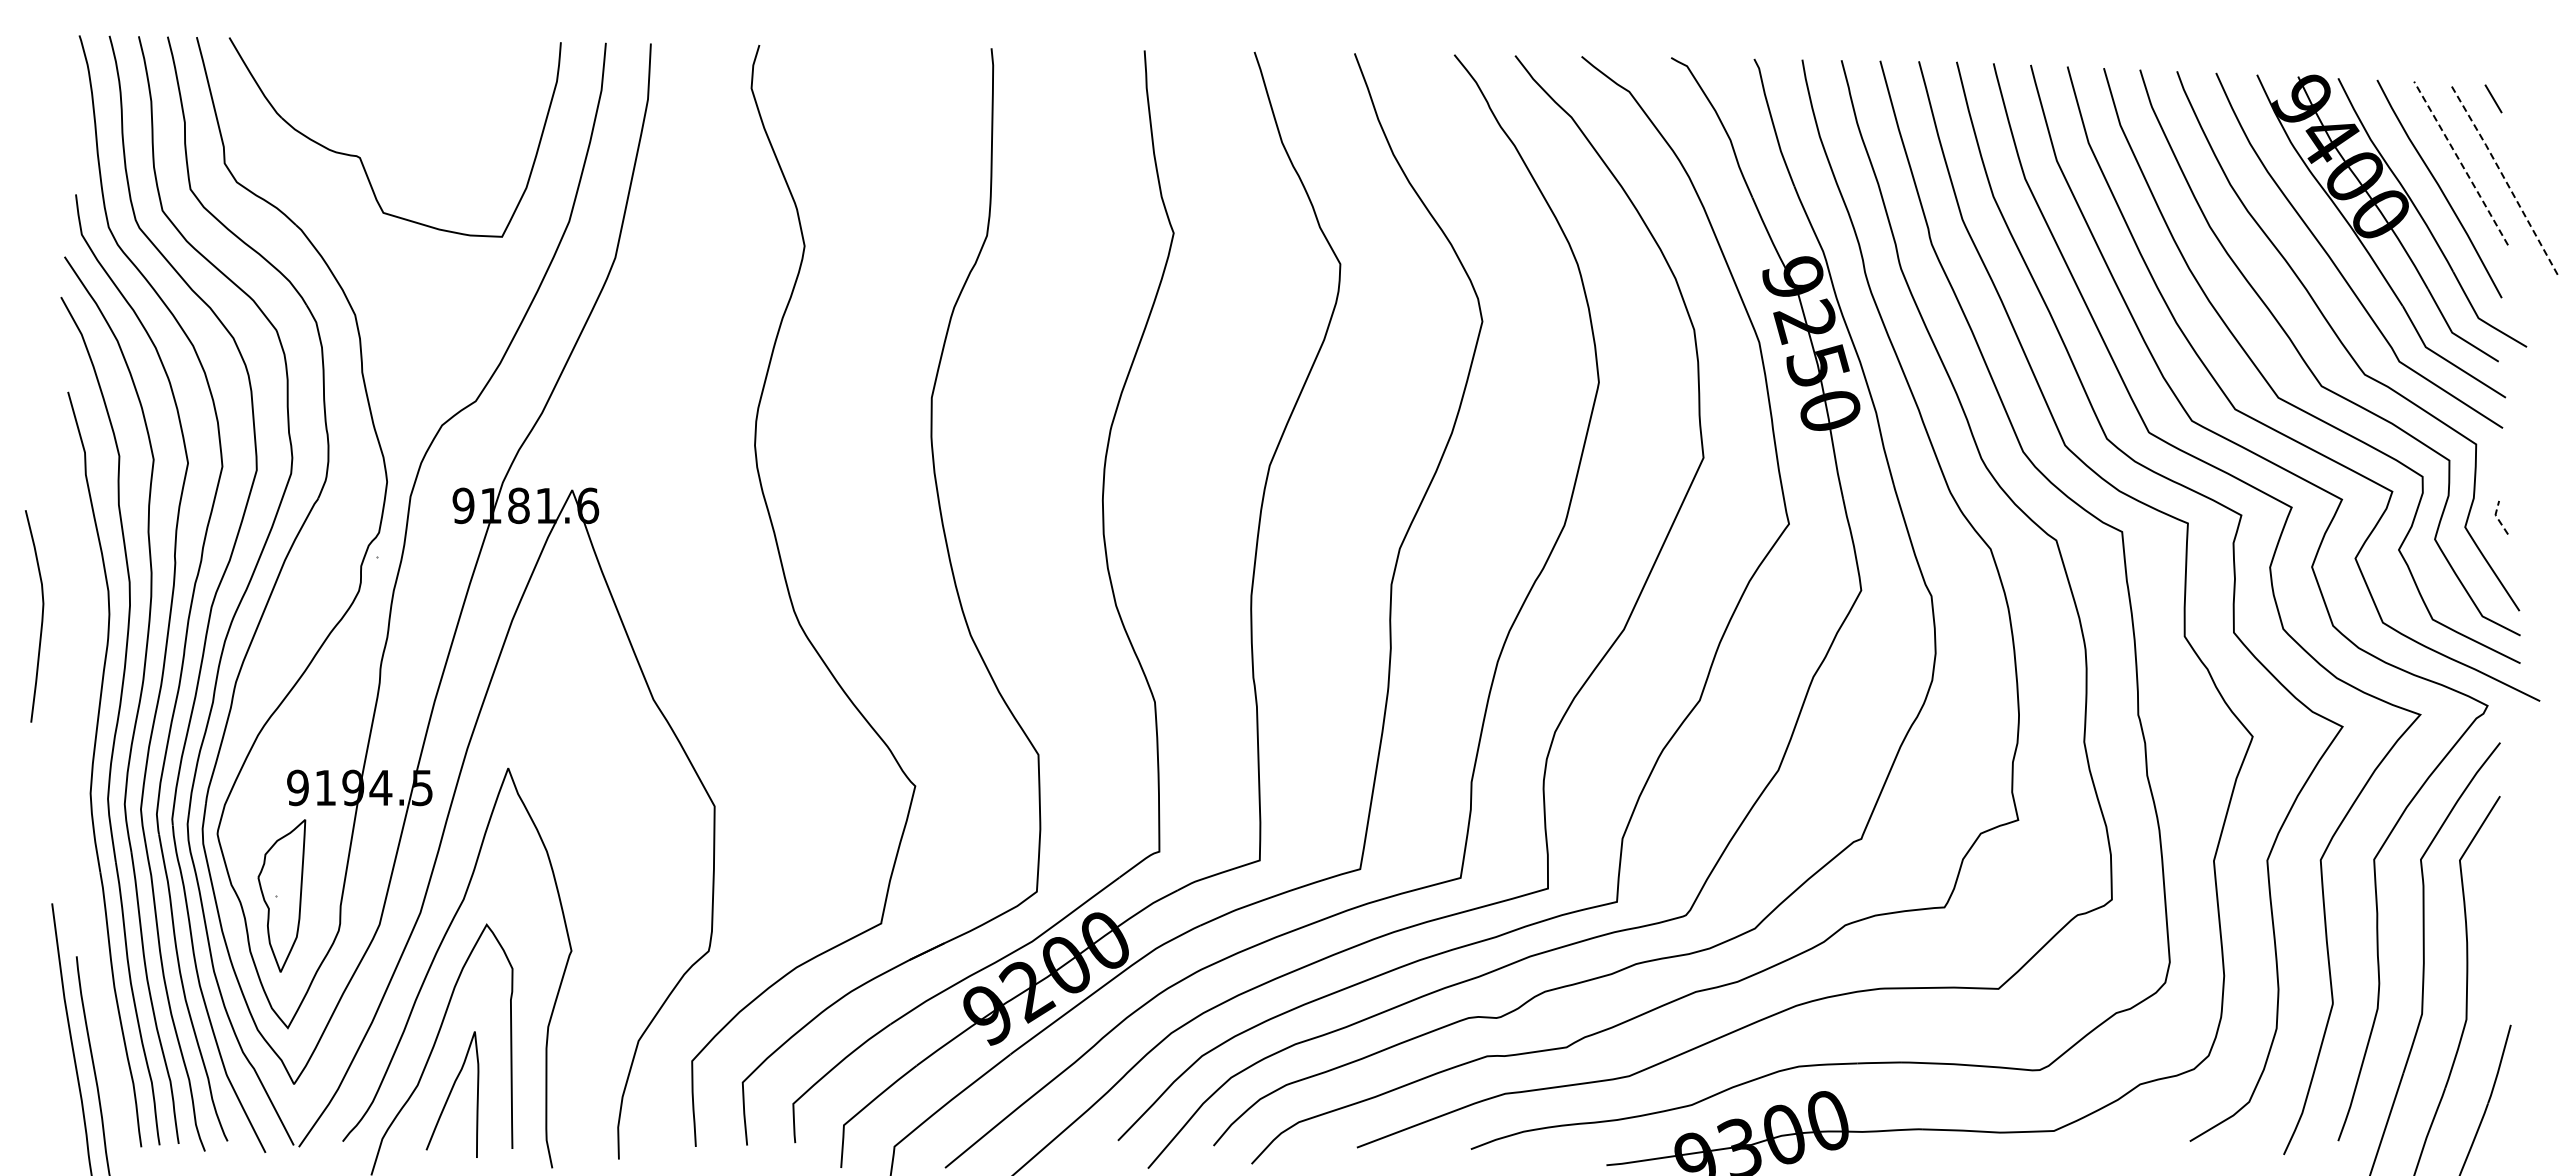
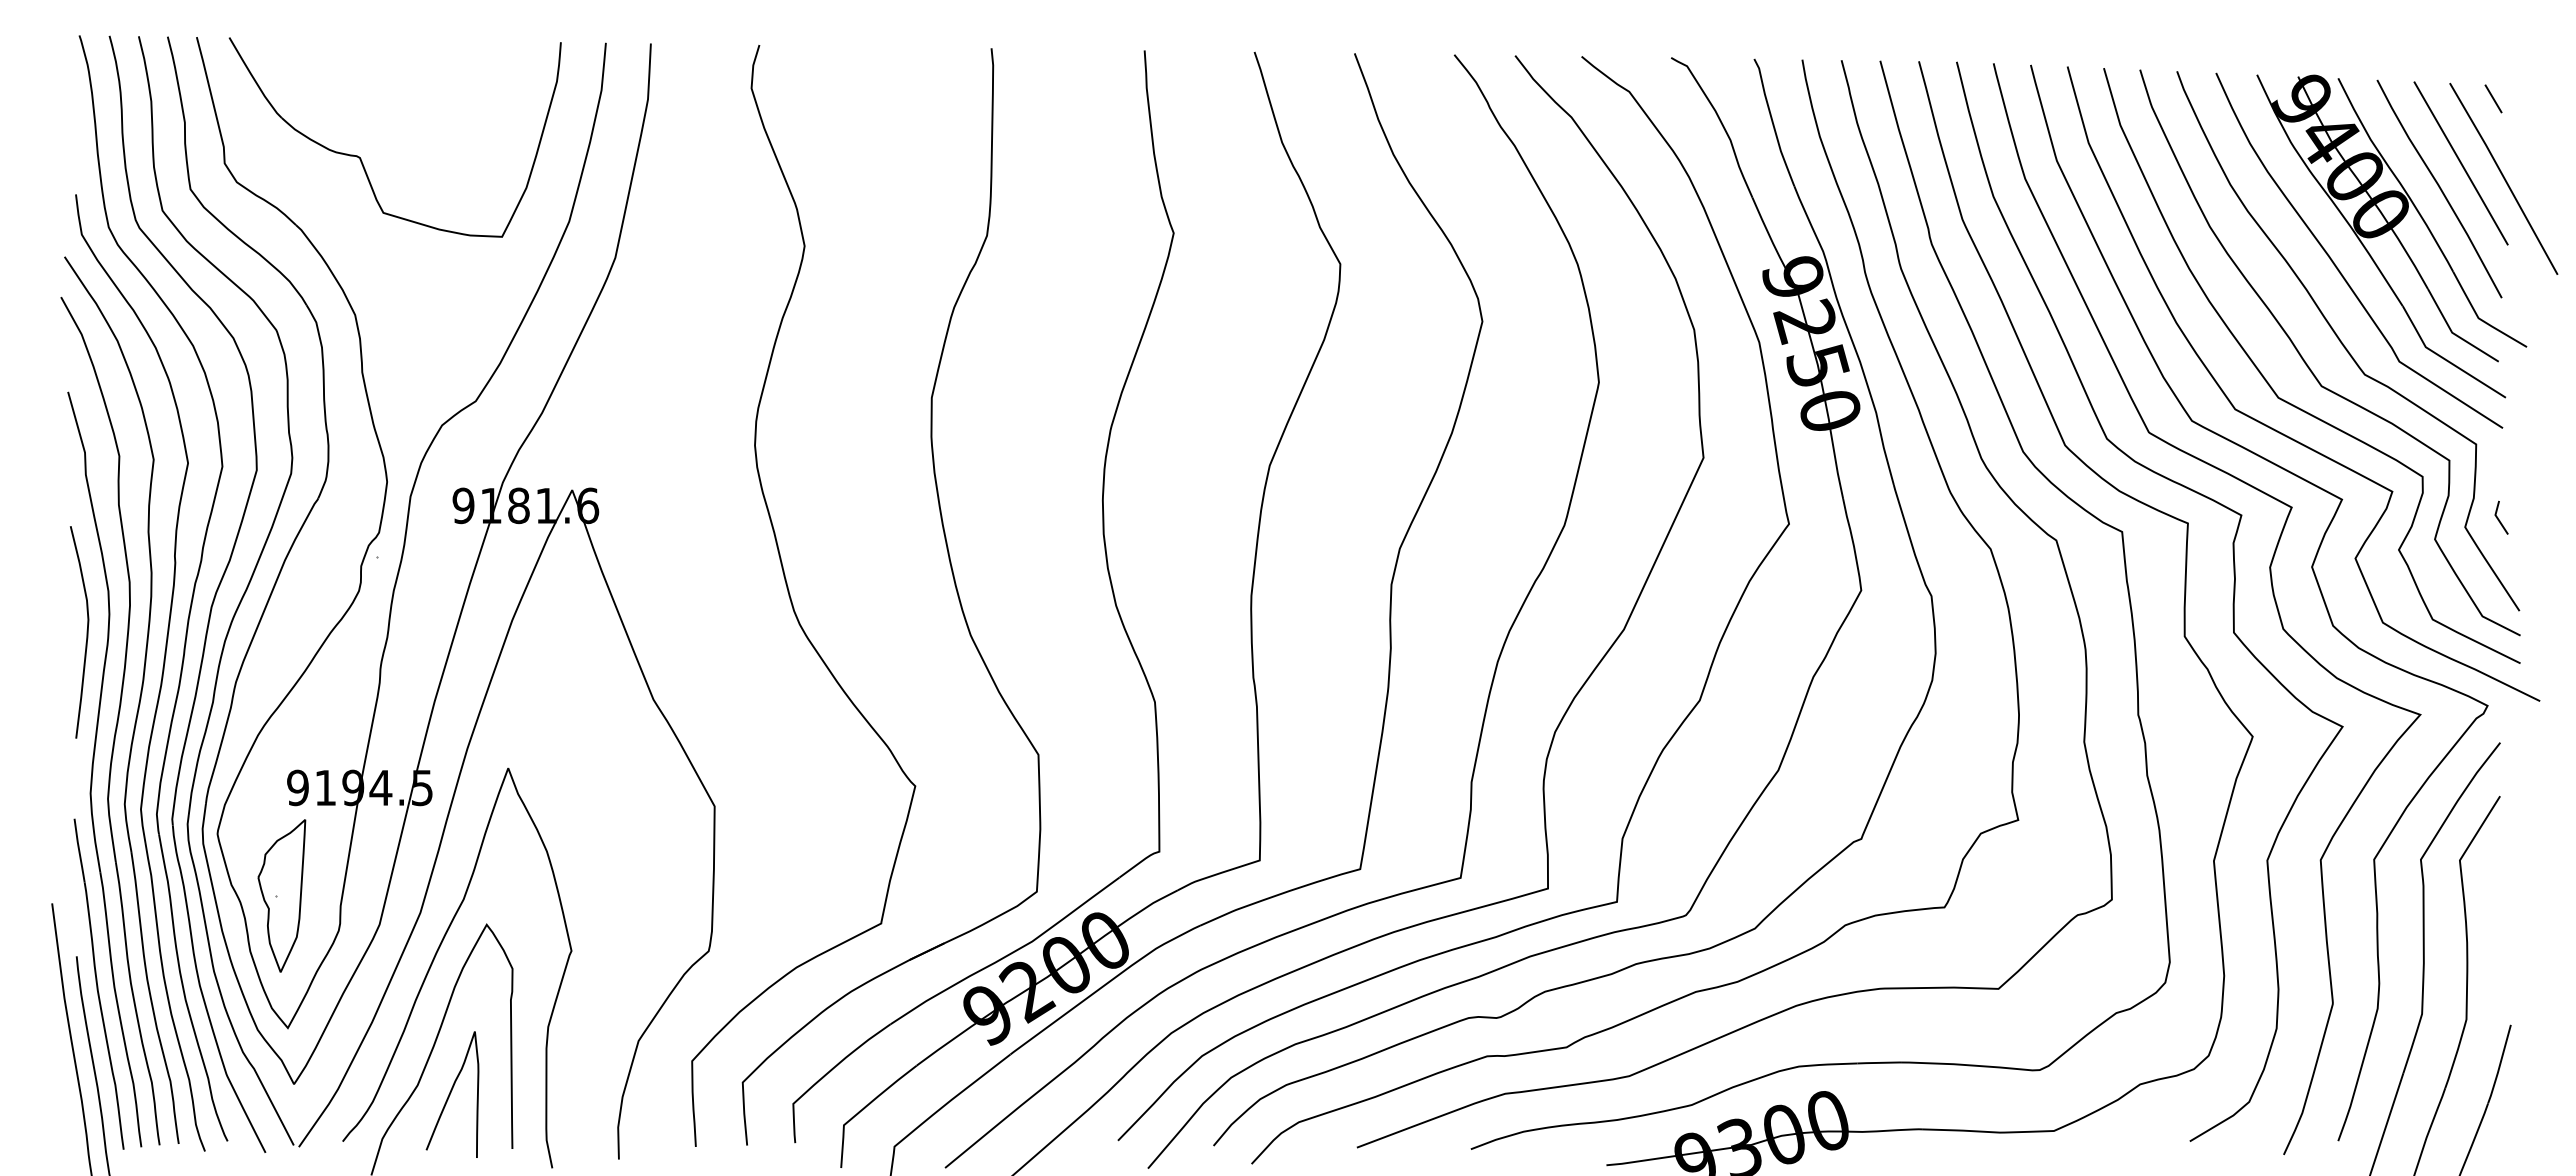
line: dashed -> solid (2461, 163)
line: dashed -> solid (2504, 178)
line: dashed -> solid (2497, 518)
curve position: (41, 616) -> (86, 632) (86, 632)
part: none -> present (98, 983)
